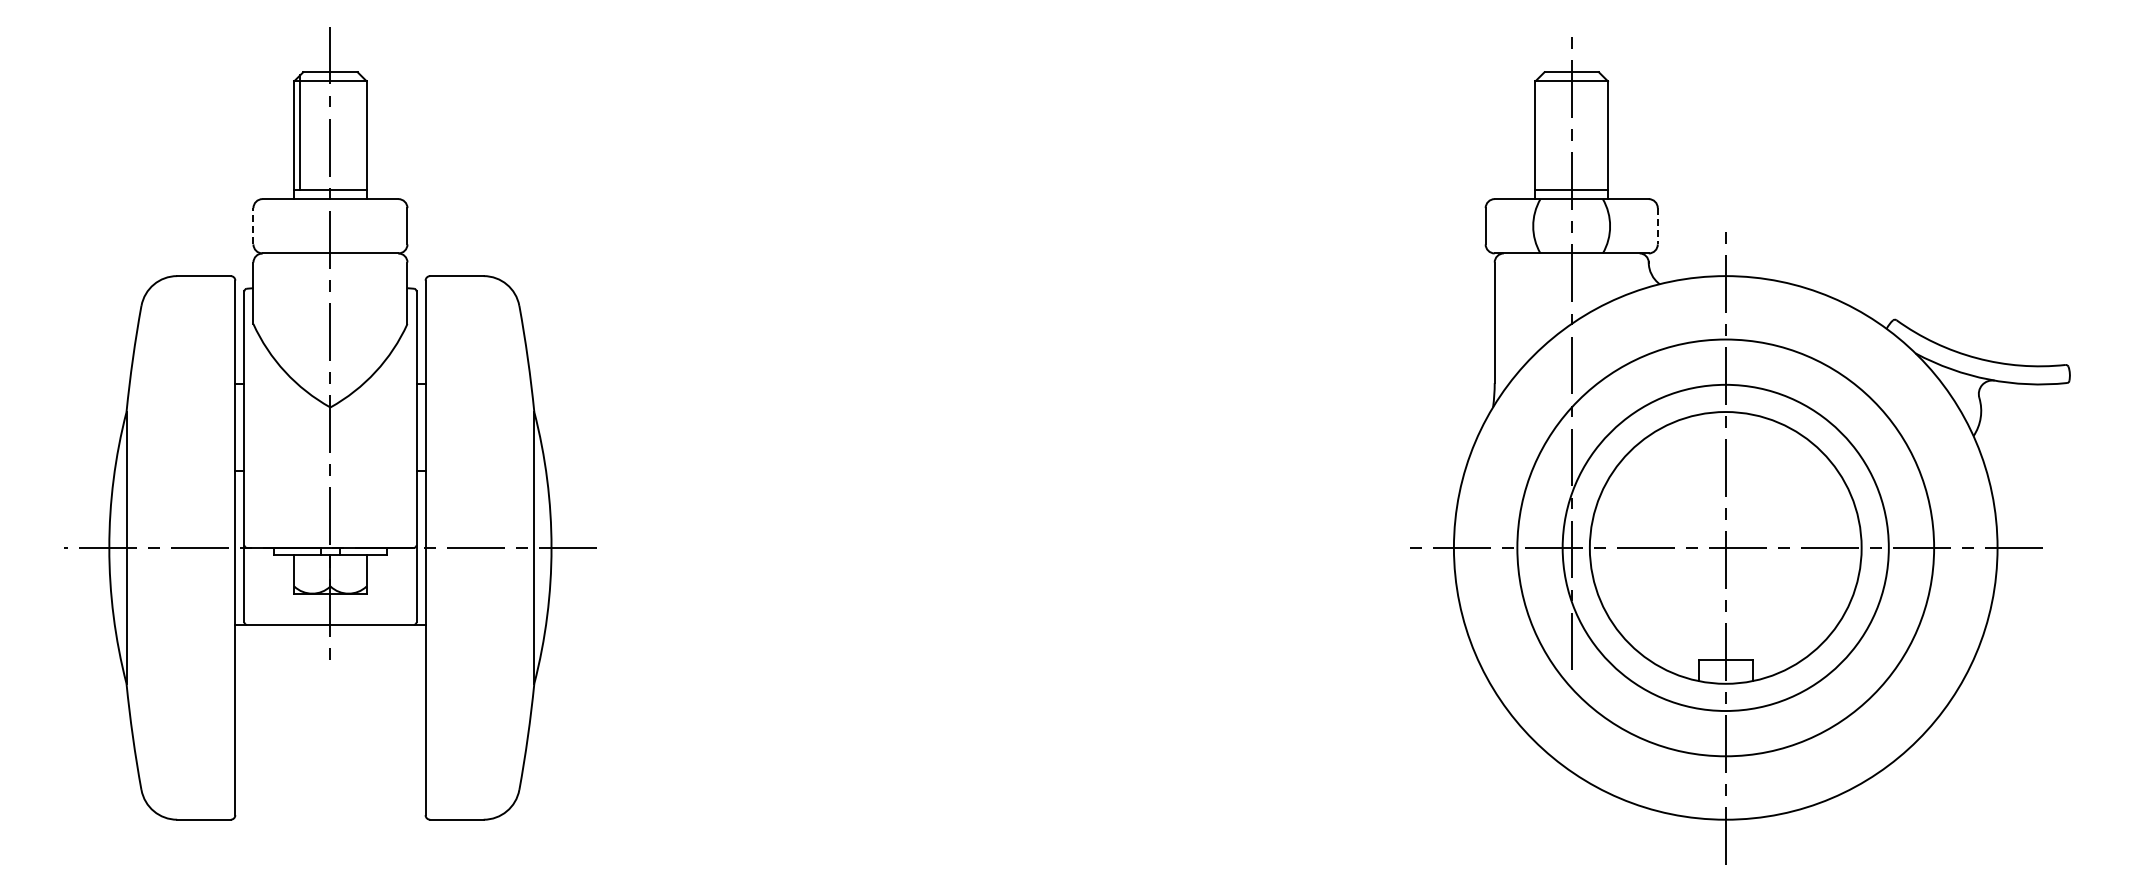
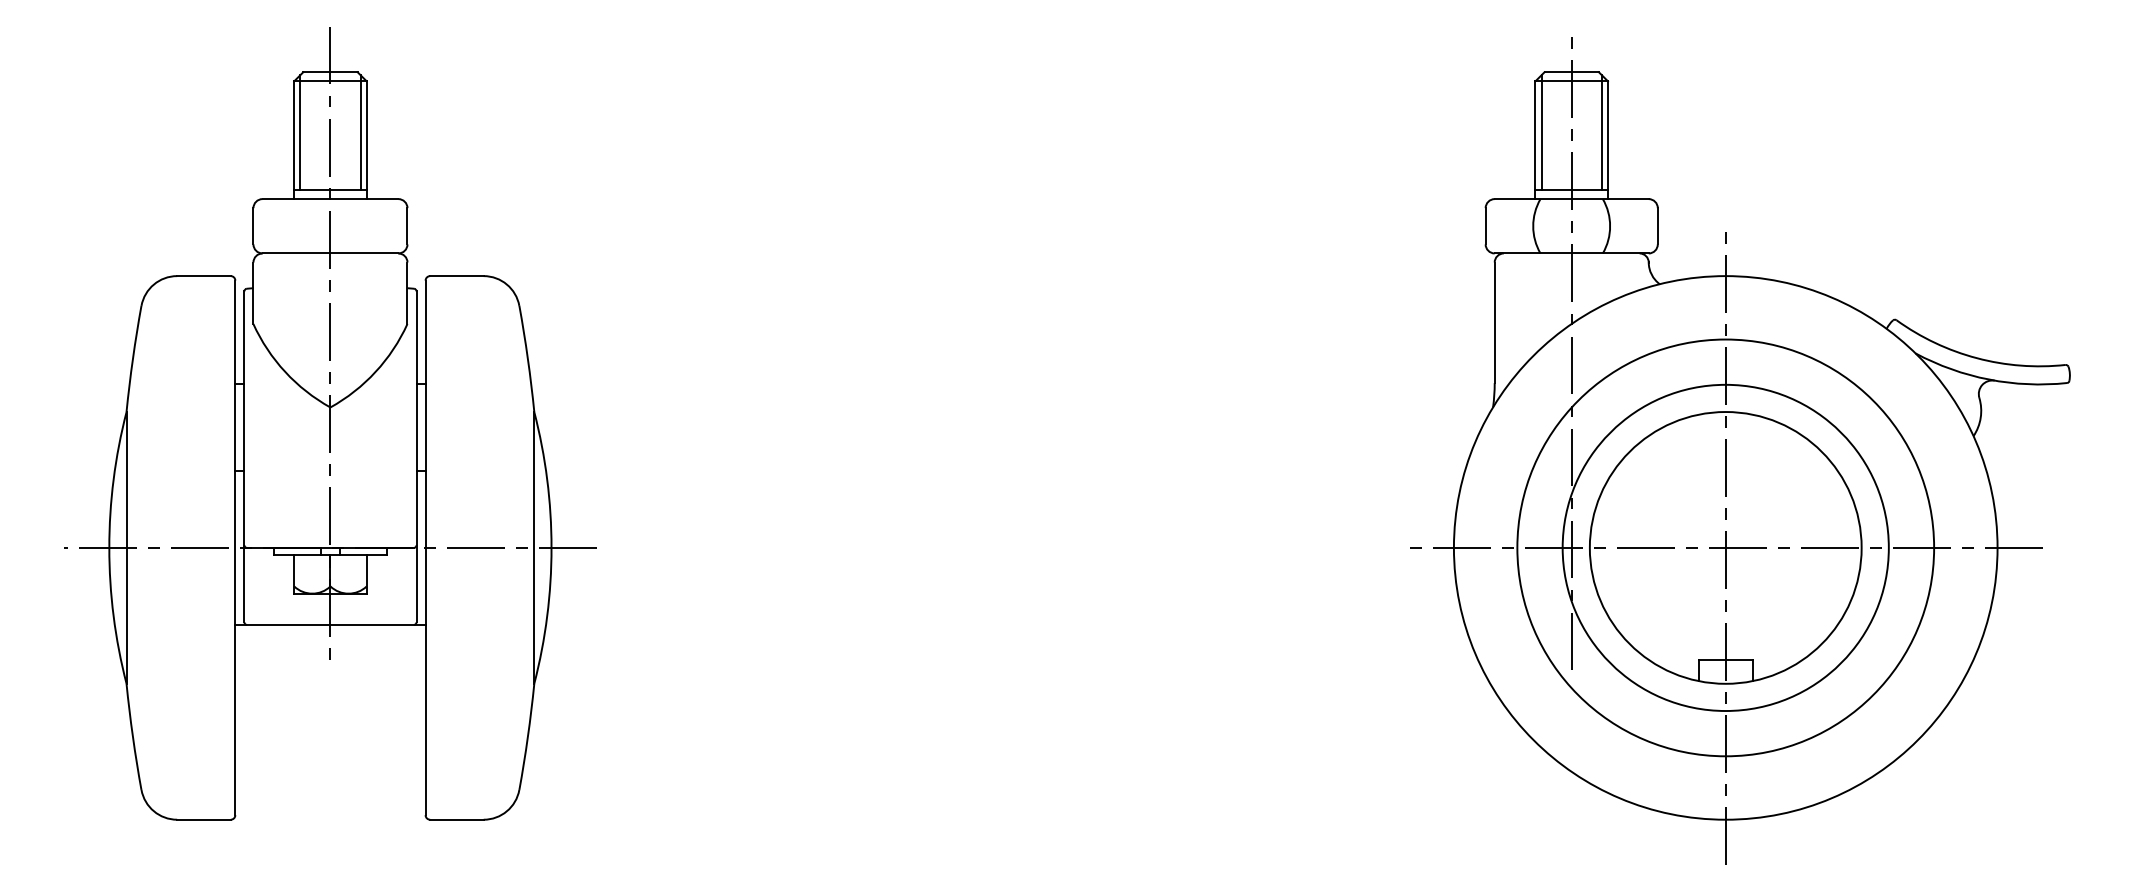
line: none -> present (360, 132)
line: none -> present (1541, 132)
line: none -> present (1601, 132)
line: dashed -> solid (253, 225)
line: dashed -> solid (1657, 226)
